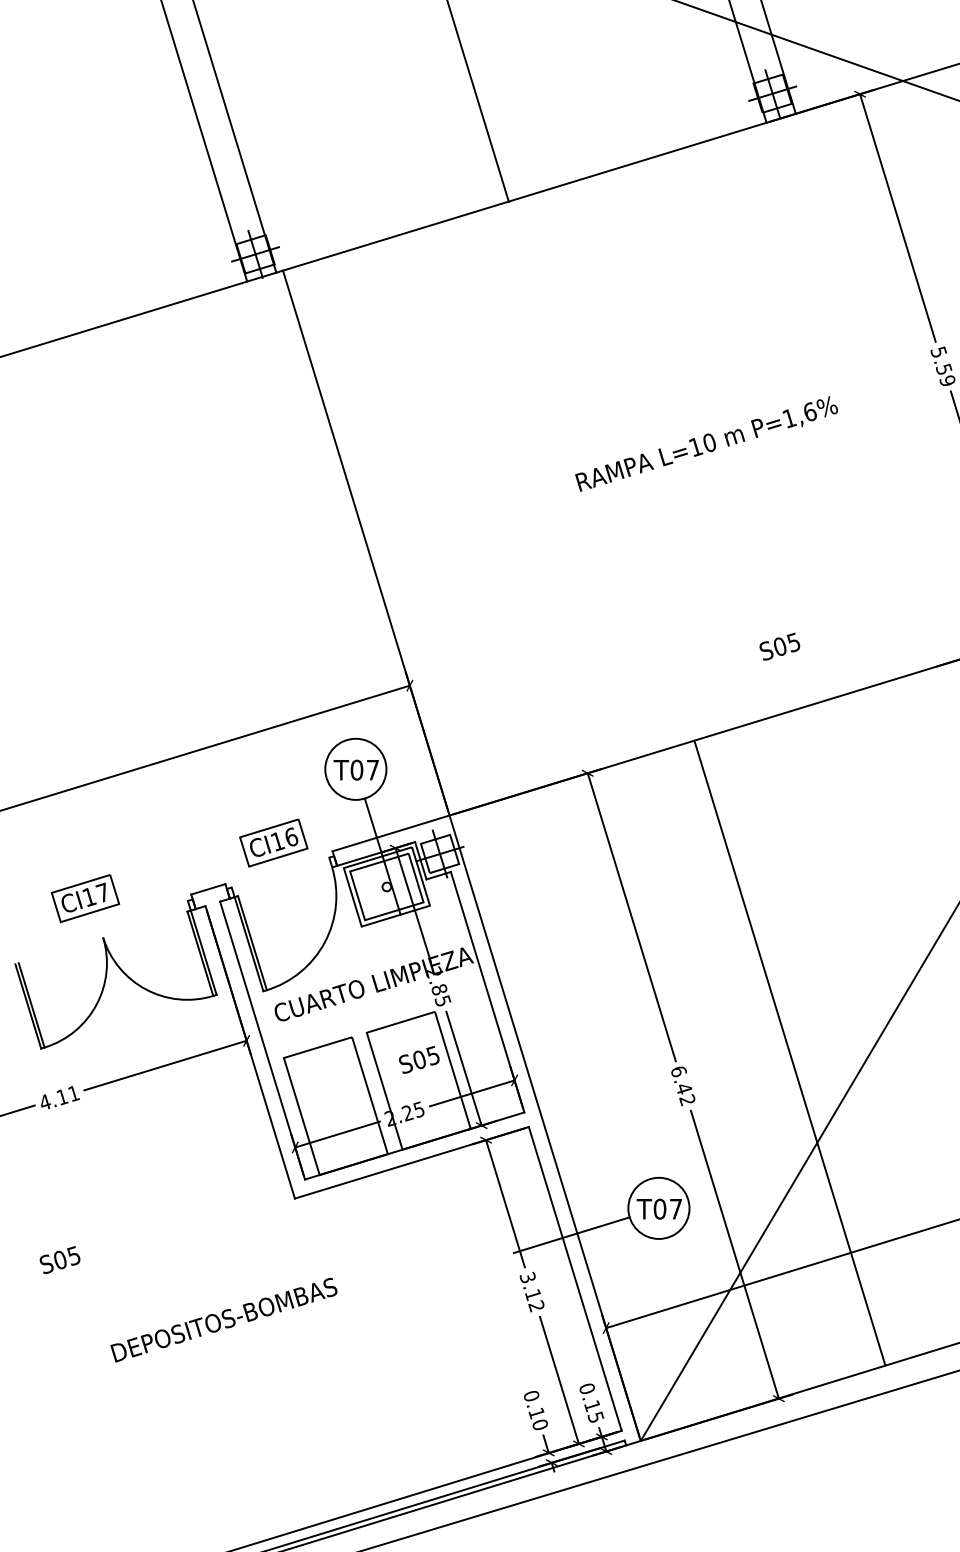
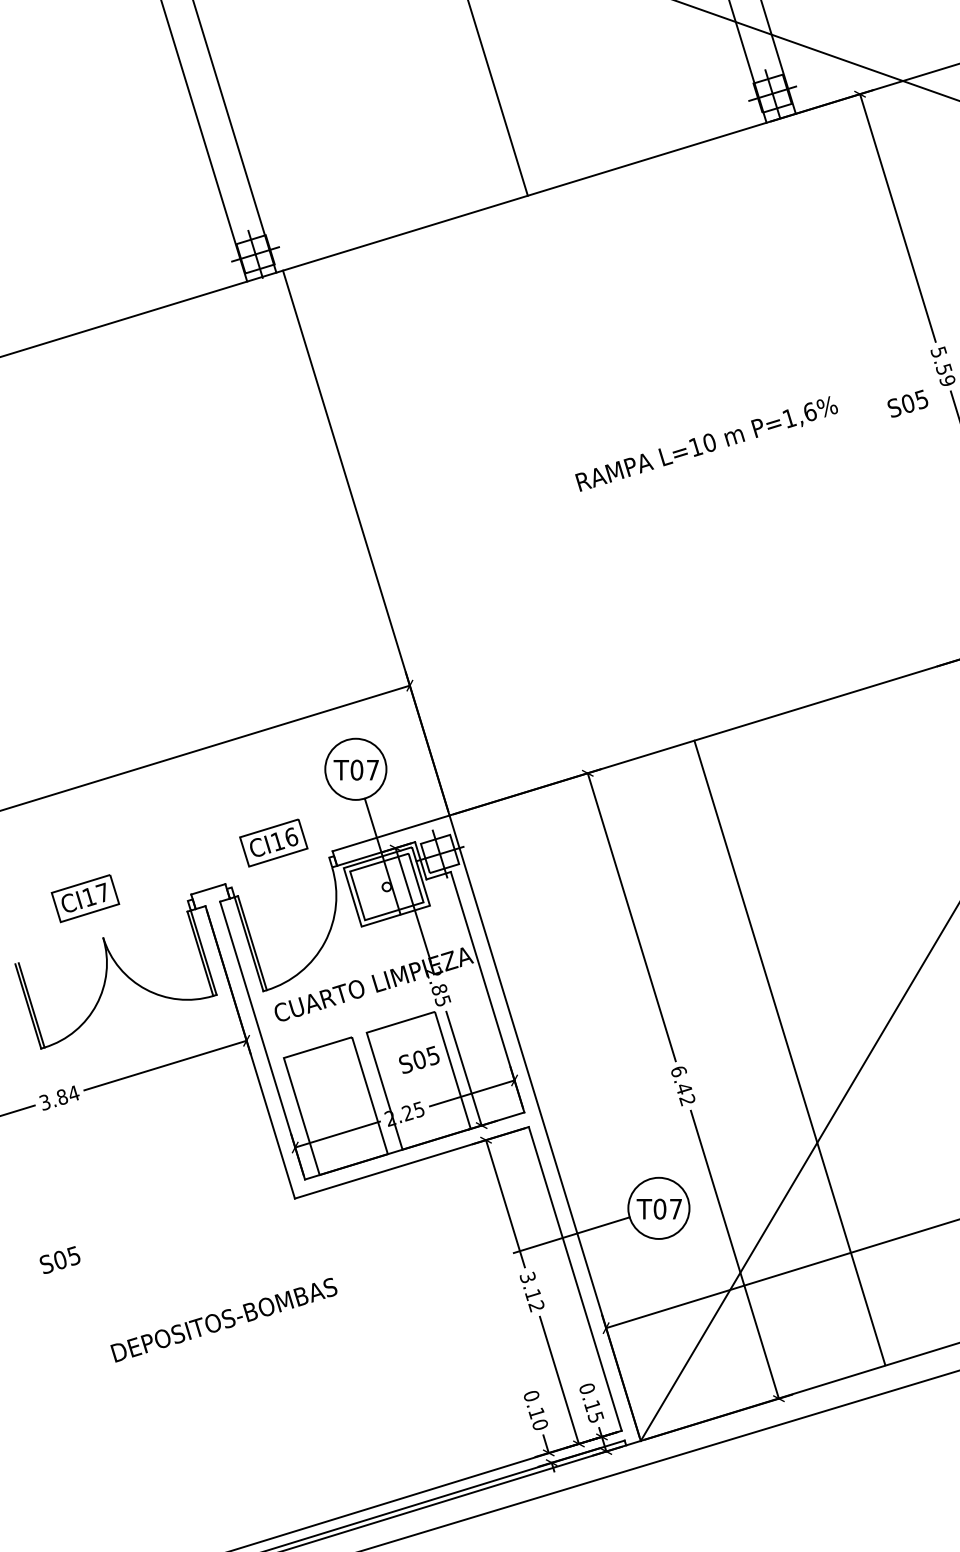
line position: (477, 101) -> (497, 98) (497, 98)
text position: (779, 646) -> (907, 403) (907, 403)
text: 4.11 -> 3.84 (59, 1097)
